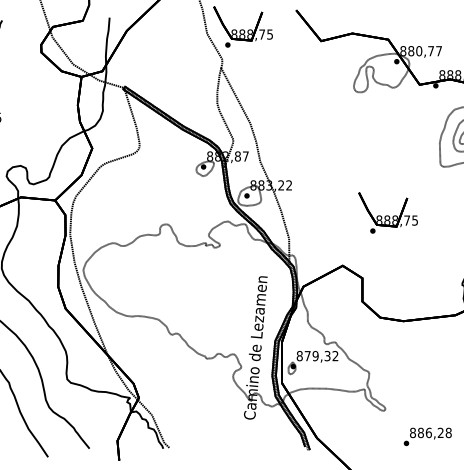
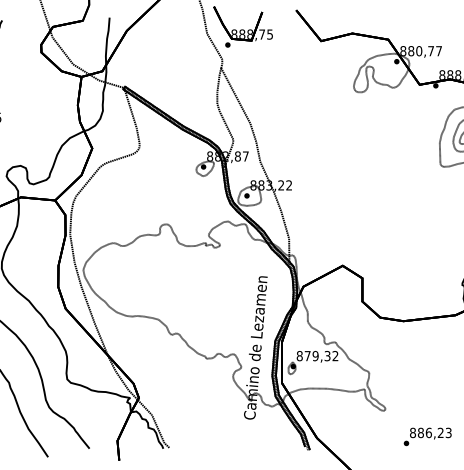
part: present -> none (387, 212)
text: 886,28 -> 886,23 (448, 432)
